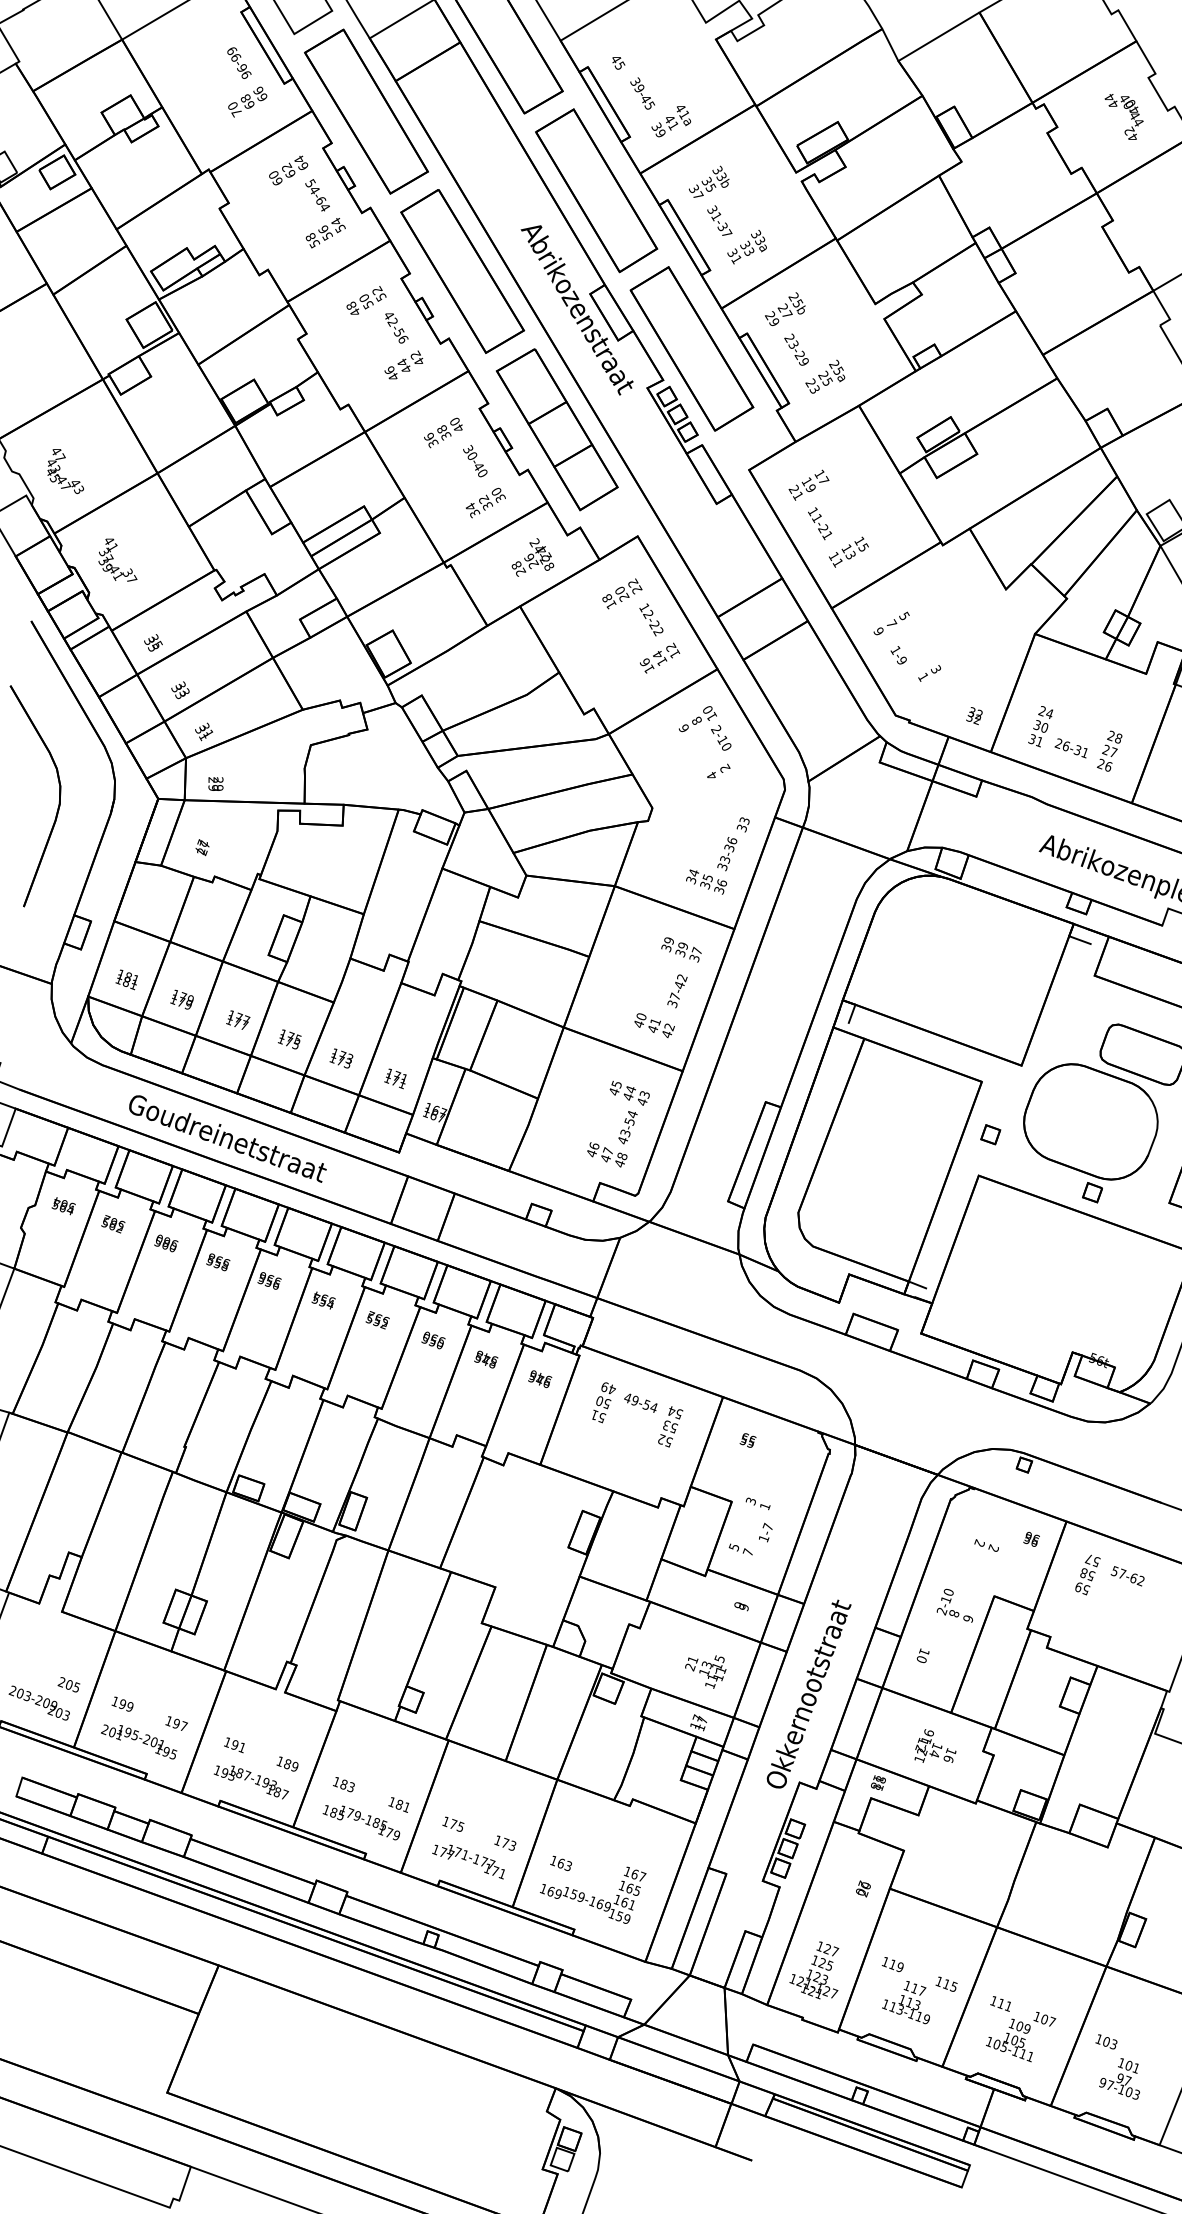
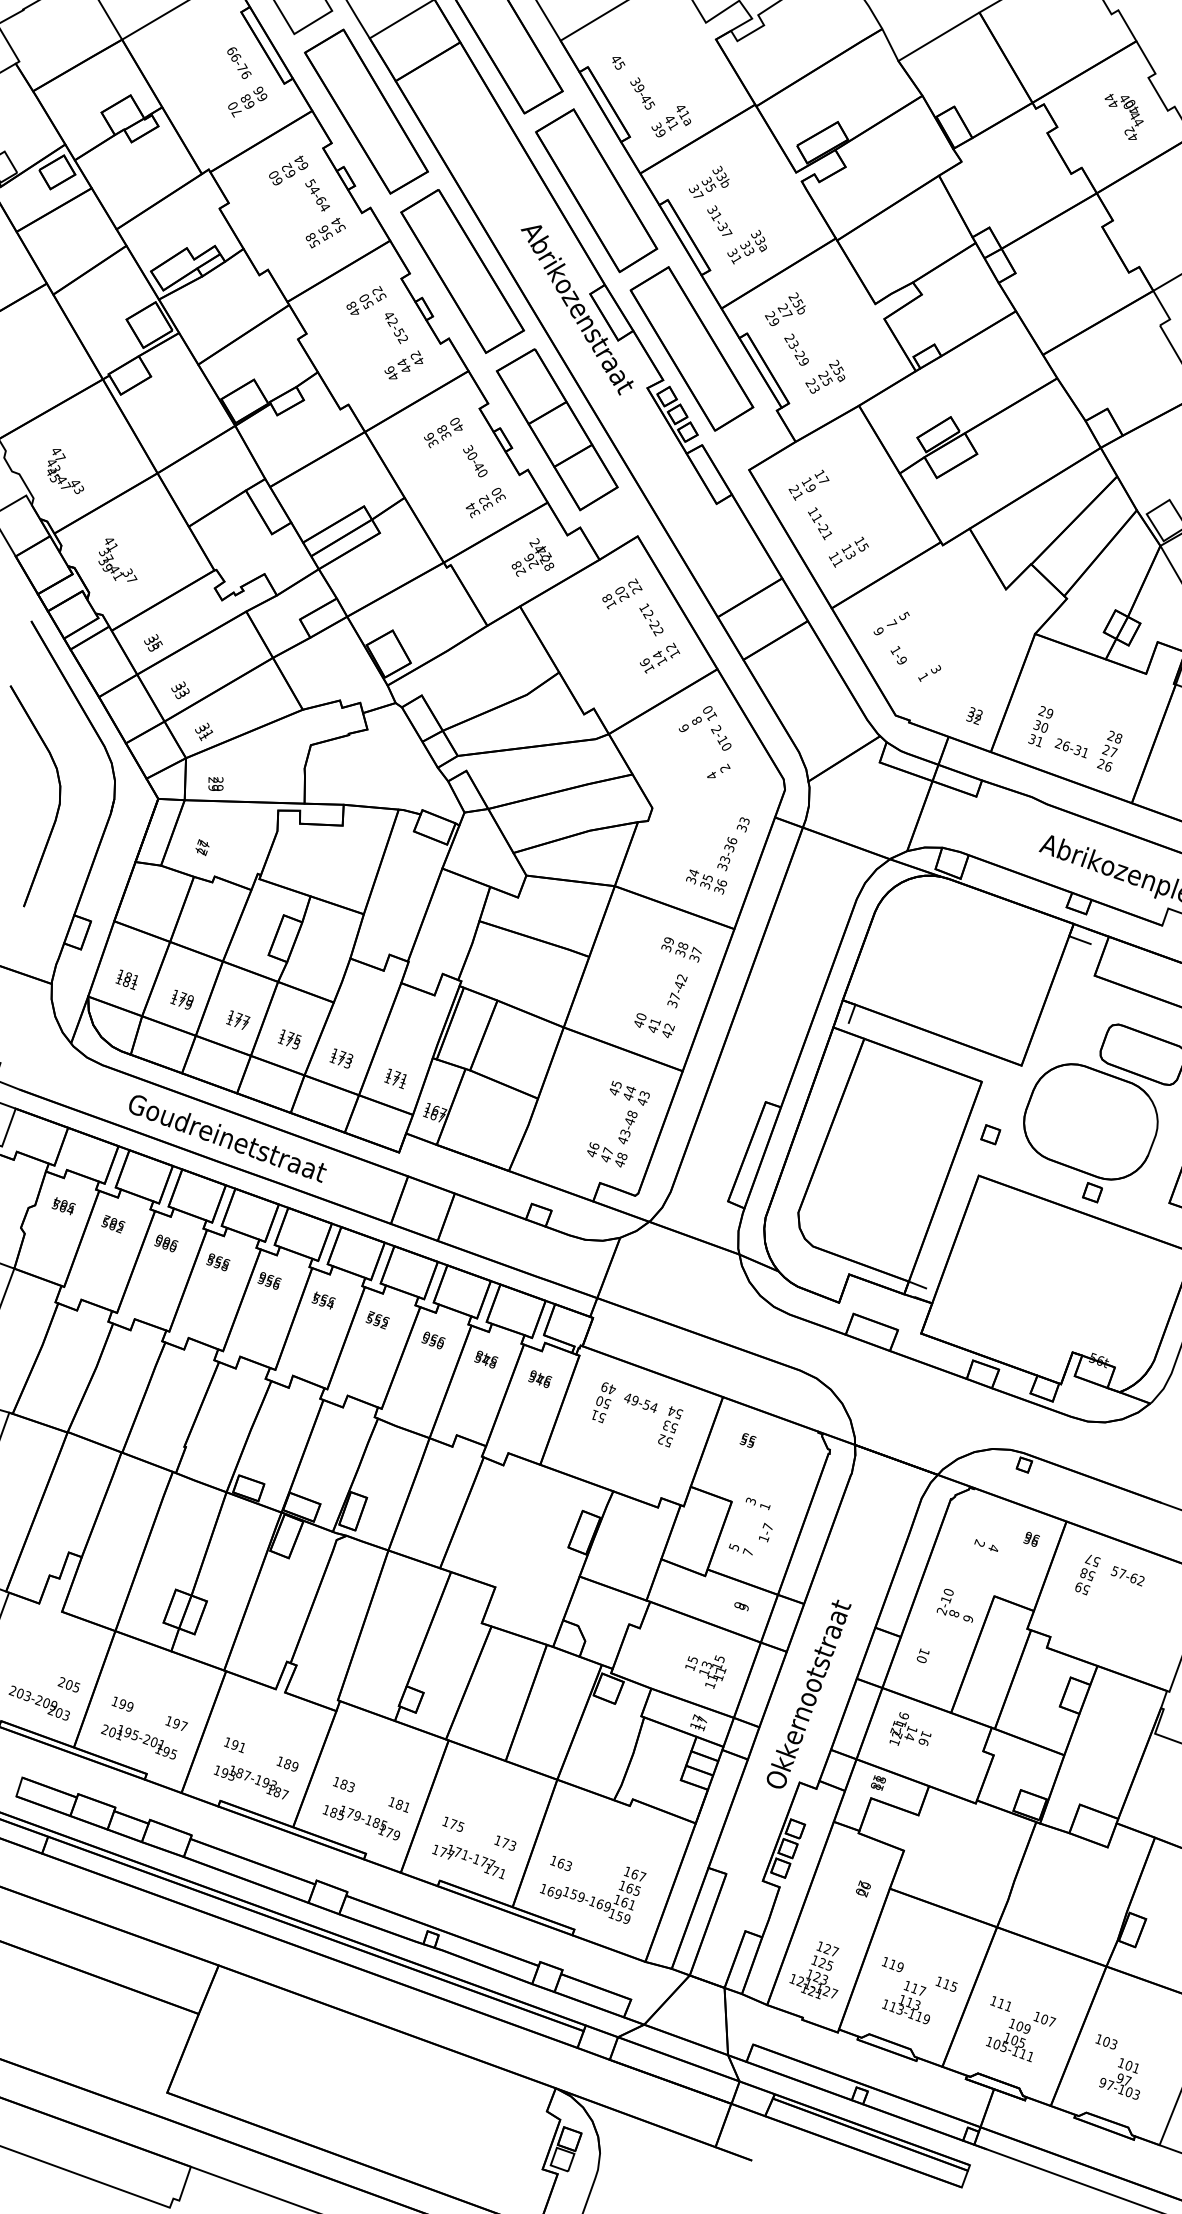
text: 66-96 -> 66-76 (242, 67)
text: 42-56 -> 42-52 (402, 339)
text: 24 -> 29 (1049, 713)
text: 39 -> 38 (683, 945)
text: 43-54 -> 43-48 (630, 1117)
text: 2 -> 4 (993, 1547)
text: 21 -> 15 (691, 1663)
text position: (935, 1745) -> (910, 1728) (910, 1728)
